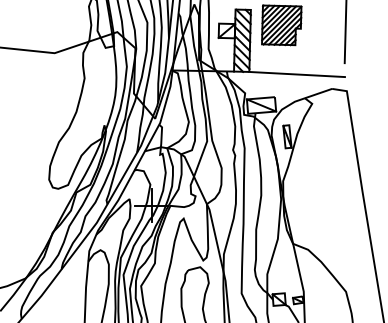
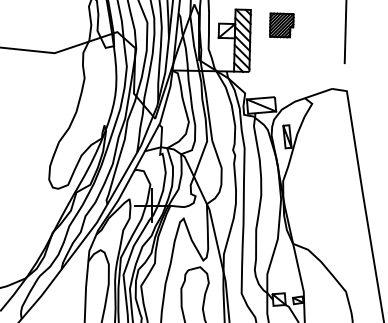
part size: 42x43 px -> 26x27 px (281, 25)
line: present -> none (296, 74)
